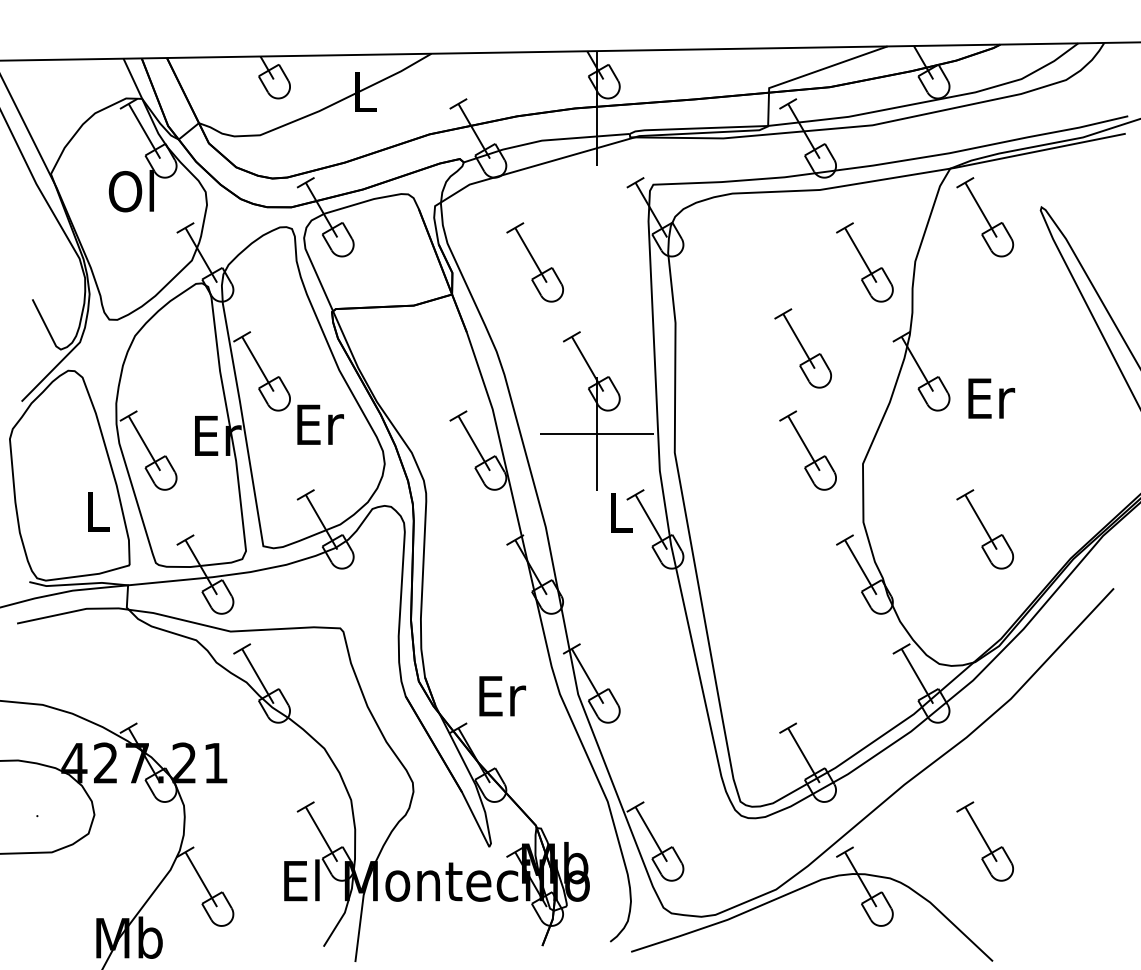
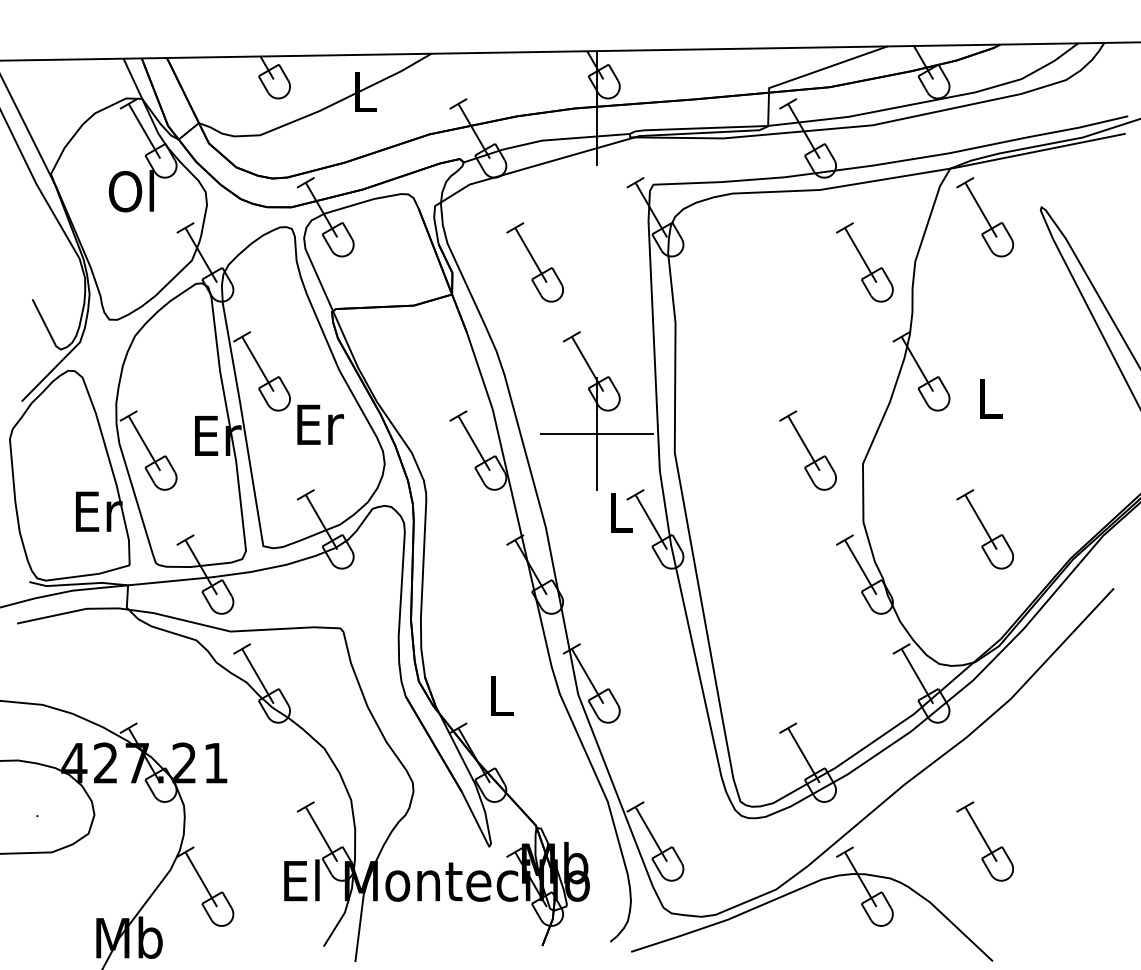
part: present -> none (802, 348)
text: Er -> L (991, 398)
text: L -> Er (99, 511)
text: Er -> L (502, 696)
